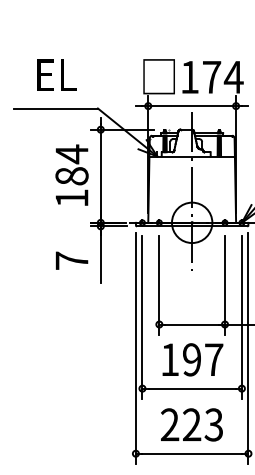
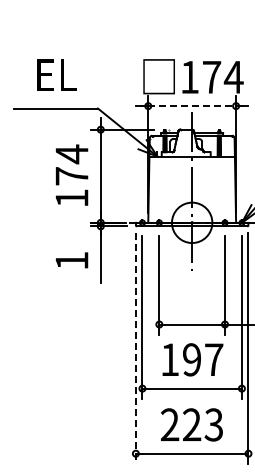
line: solid -> dashed (192, 106)
text: 184 -> 174 (71, 176)
text: 7 -> 1 (71, 260)
line: solid -> dashed (135, 348)
